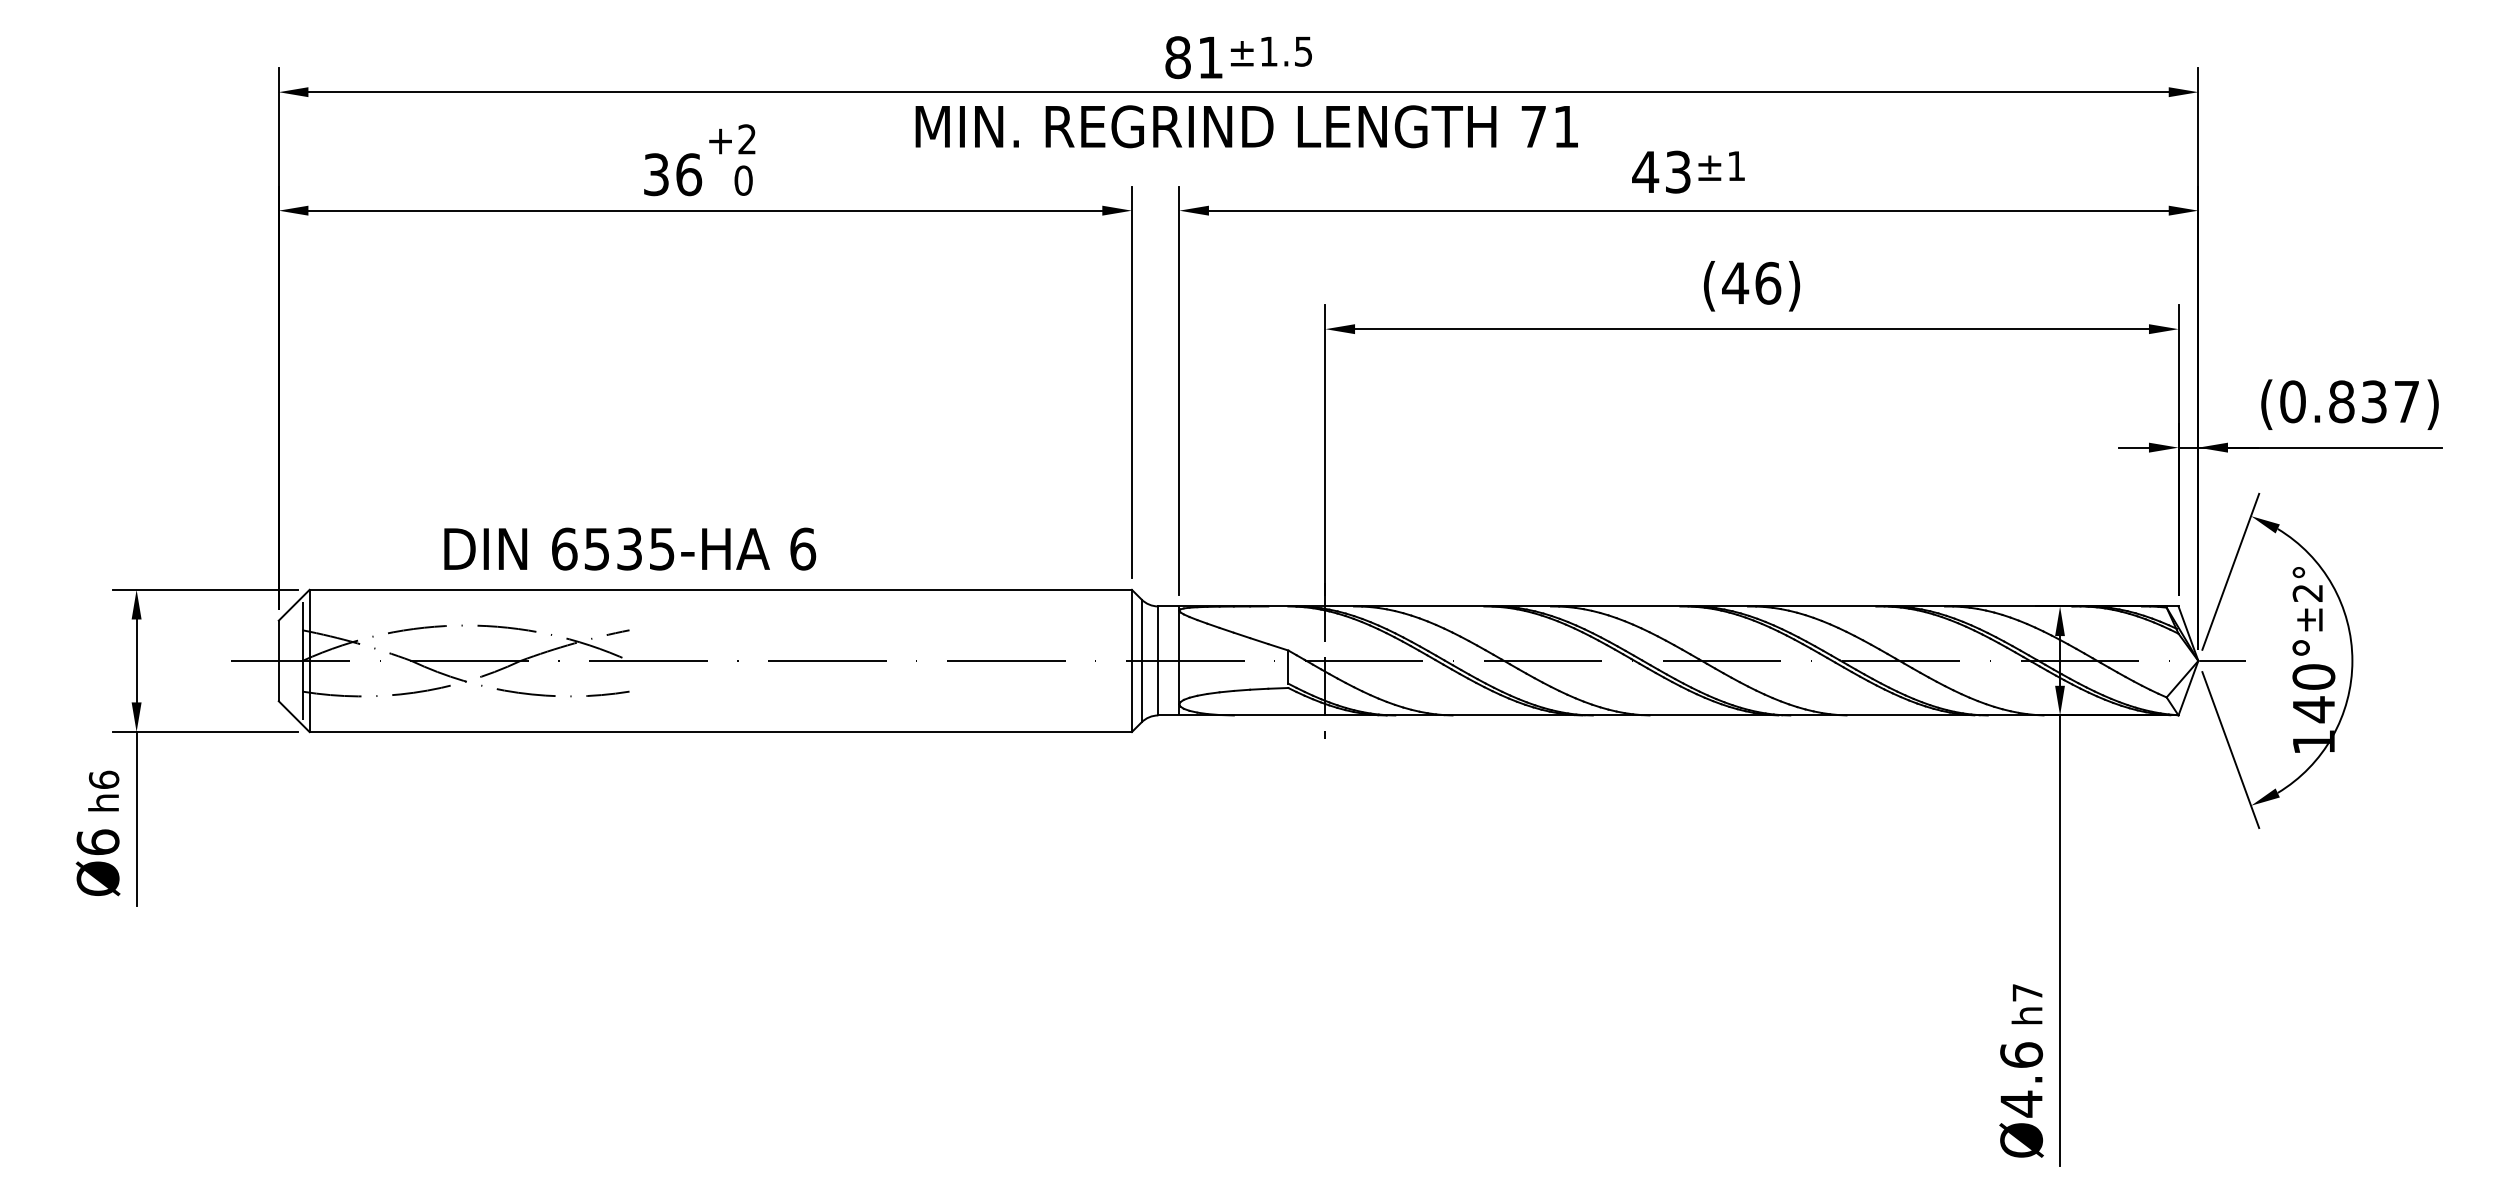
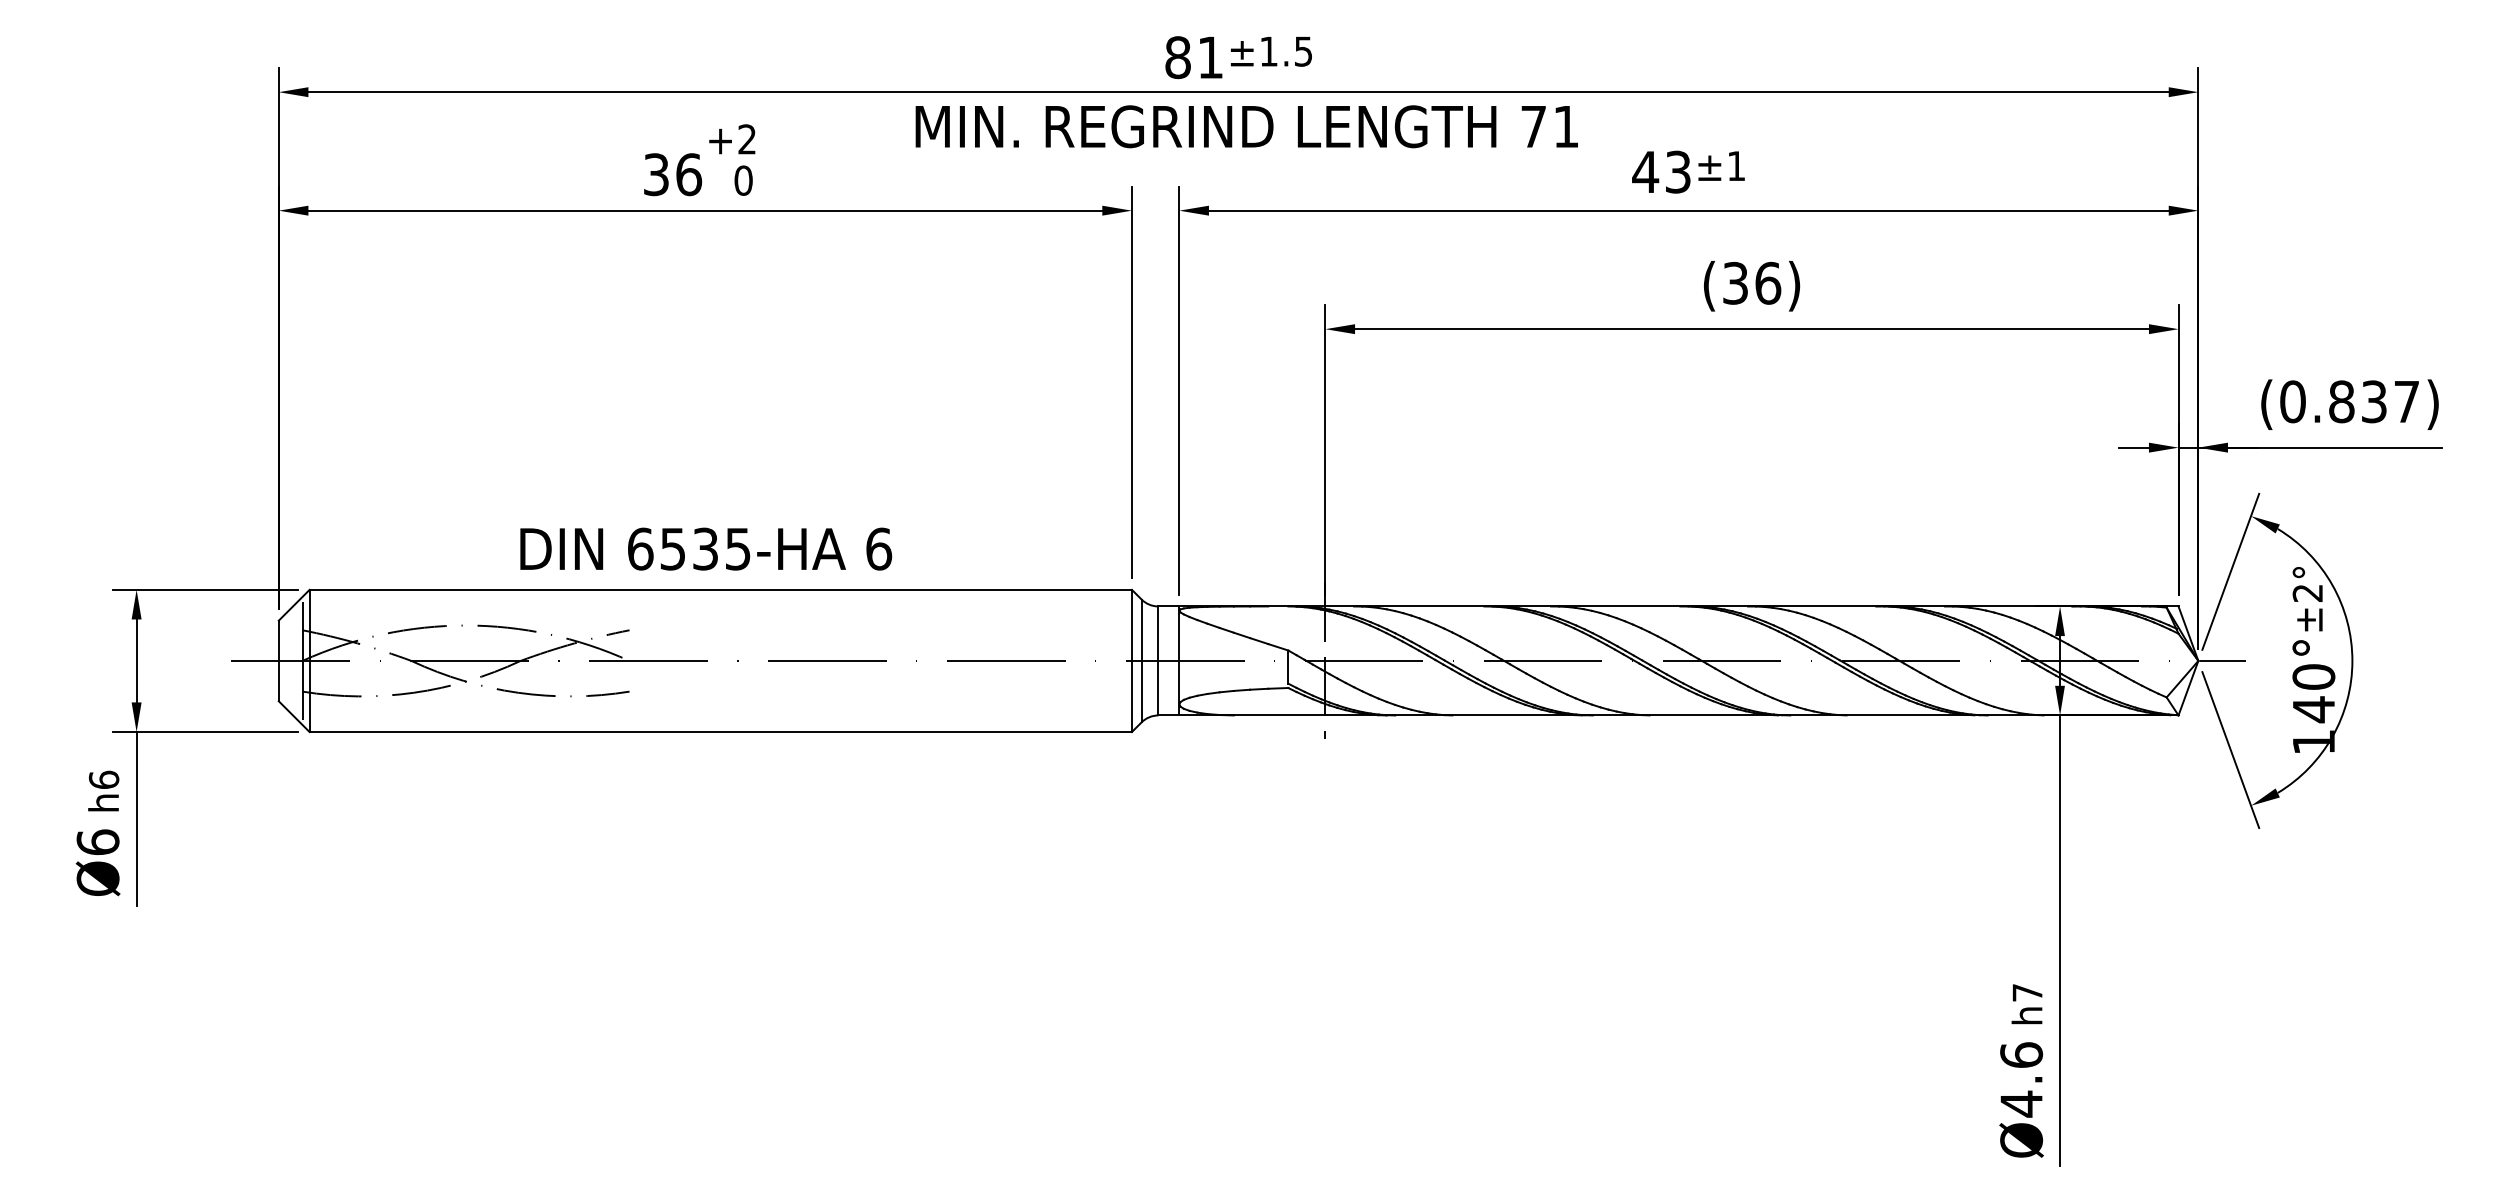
text: (46) -> (36) (1735, 282)
text position: (630, 548) -> (706, 548) (706, 548)
